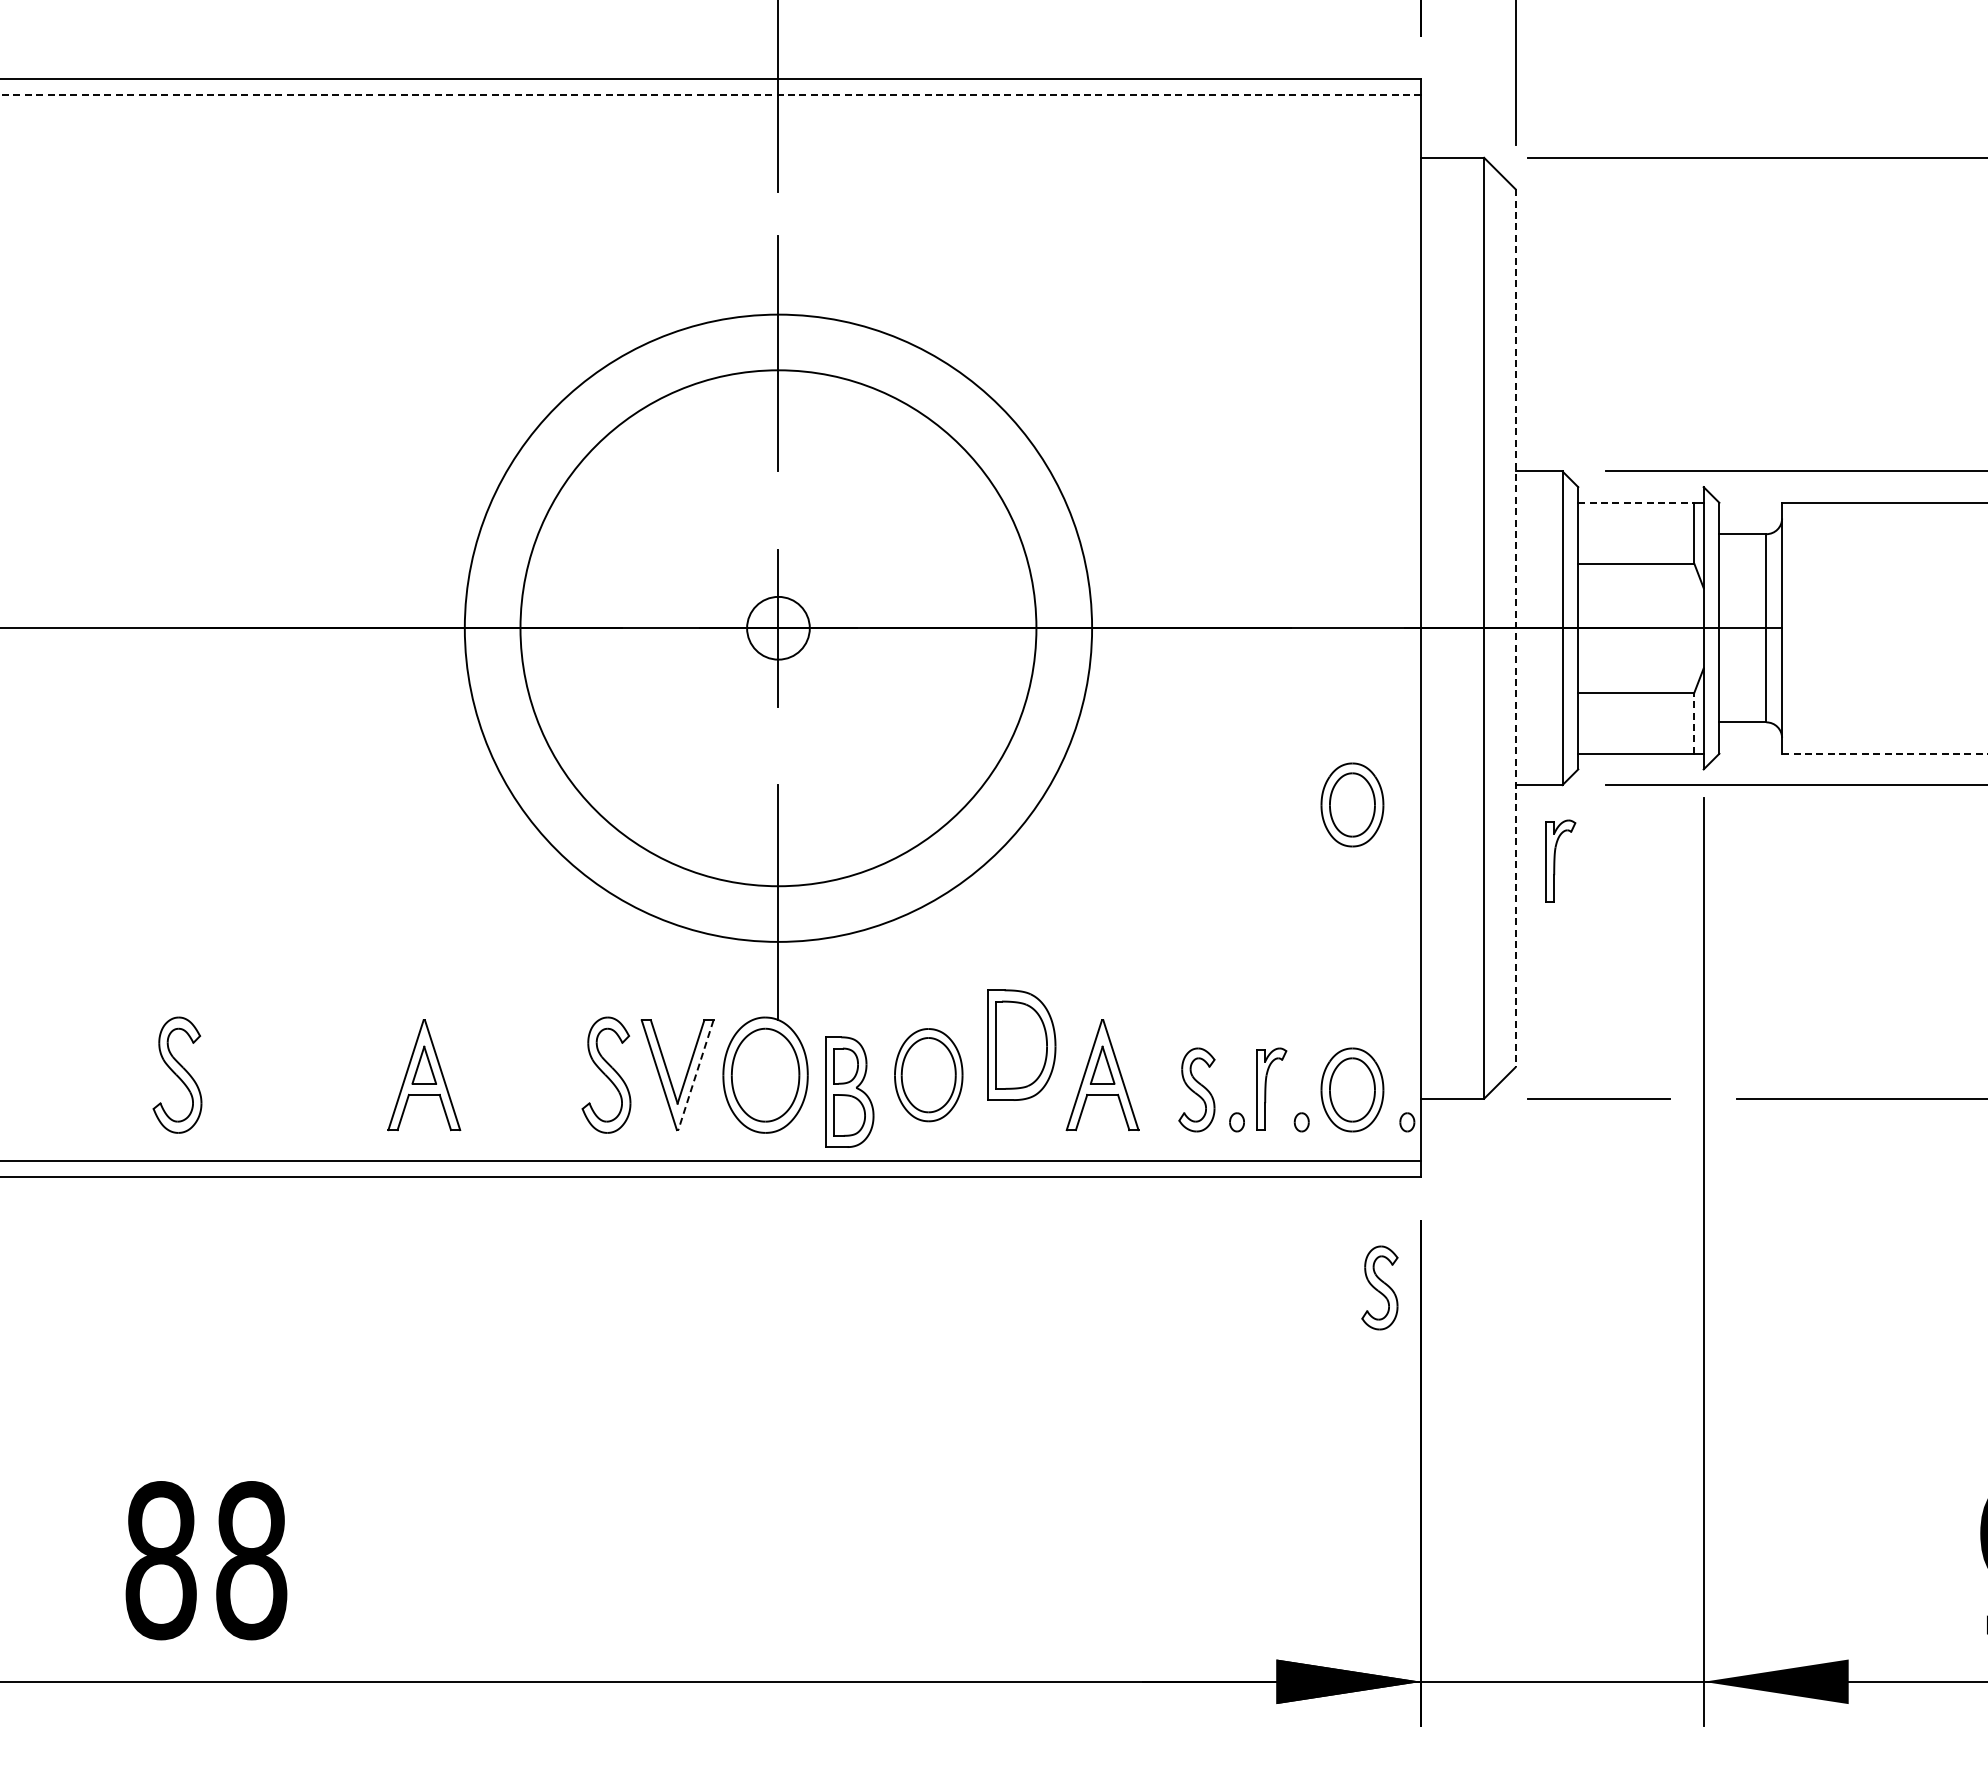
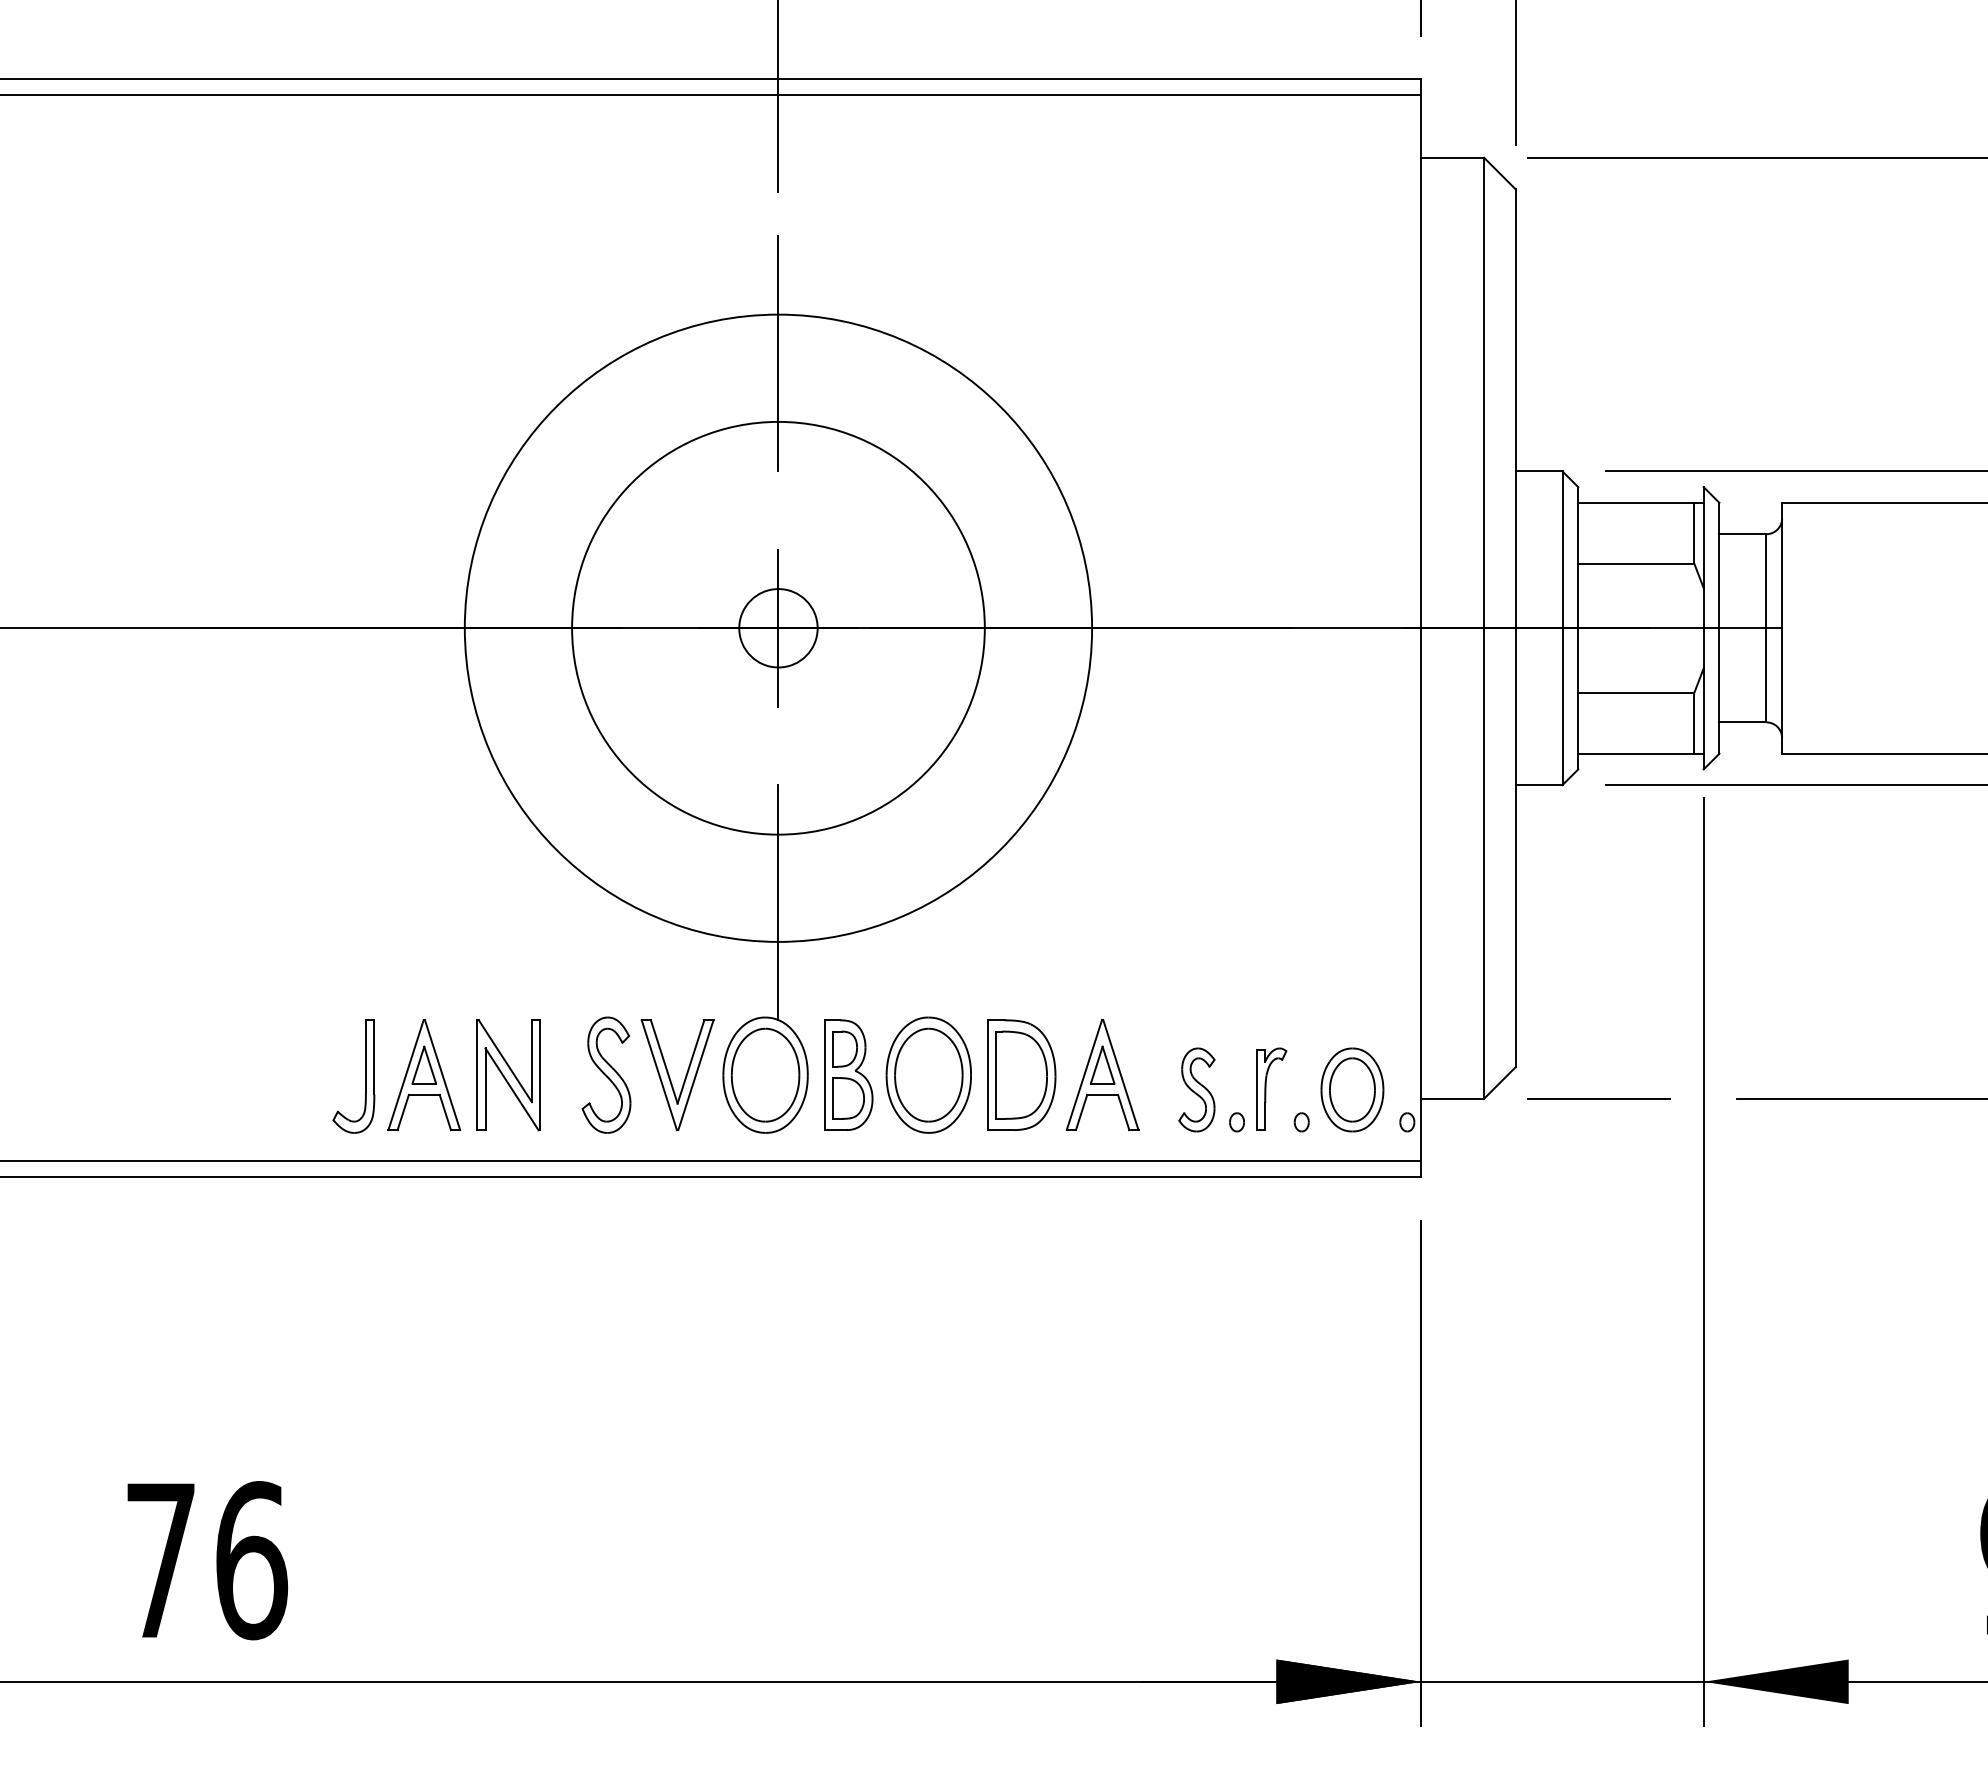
line: dashed -> solid (710, 95)
line: dashed -> solid (1636, 502)
circle diameter: 63 px -> 78 px (778, 628)
circle diameter: 516 px -> 413 px (778, 627)
line: dashed -> solid (1515, 628)
line: dashed -> solid (1694, 722)
line: dashed -> solid (1885, 753)
part: present -> none (1352, 804)
part: present -> none (1560, 860)
part position: (1021, 1044) -> (1021, 1074) (1021, 1074)
part: present -> none (177, 1074)
part: none -> present (508, 1075)
line: dashed -> solid (695, 1075)
part size: 70x95 px -> 87x118 px (928, 1074)
part: none -> present (365, 1076)
part position: (849, 1091) -> (848, 1074) (848, 1074)
part: present -> none (1379, 1287)
text: 88 -> 76 (206, 1560)
